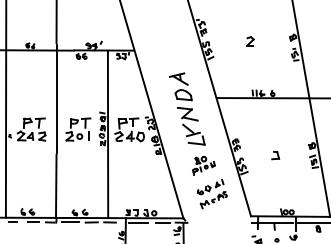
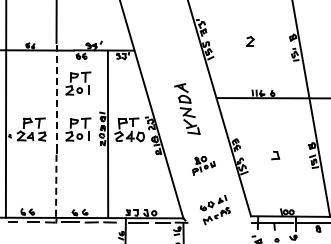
part: none -> present (78, 83)
line: solid -> dashed (56, 97)
part size: 37x74 px -> 27x52 px (187, 108)
line: solid -> dashed (56, 186)
part position: (212, 194) -> (215, 210) (215, 210)
